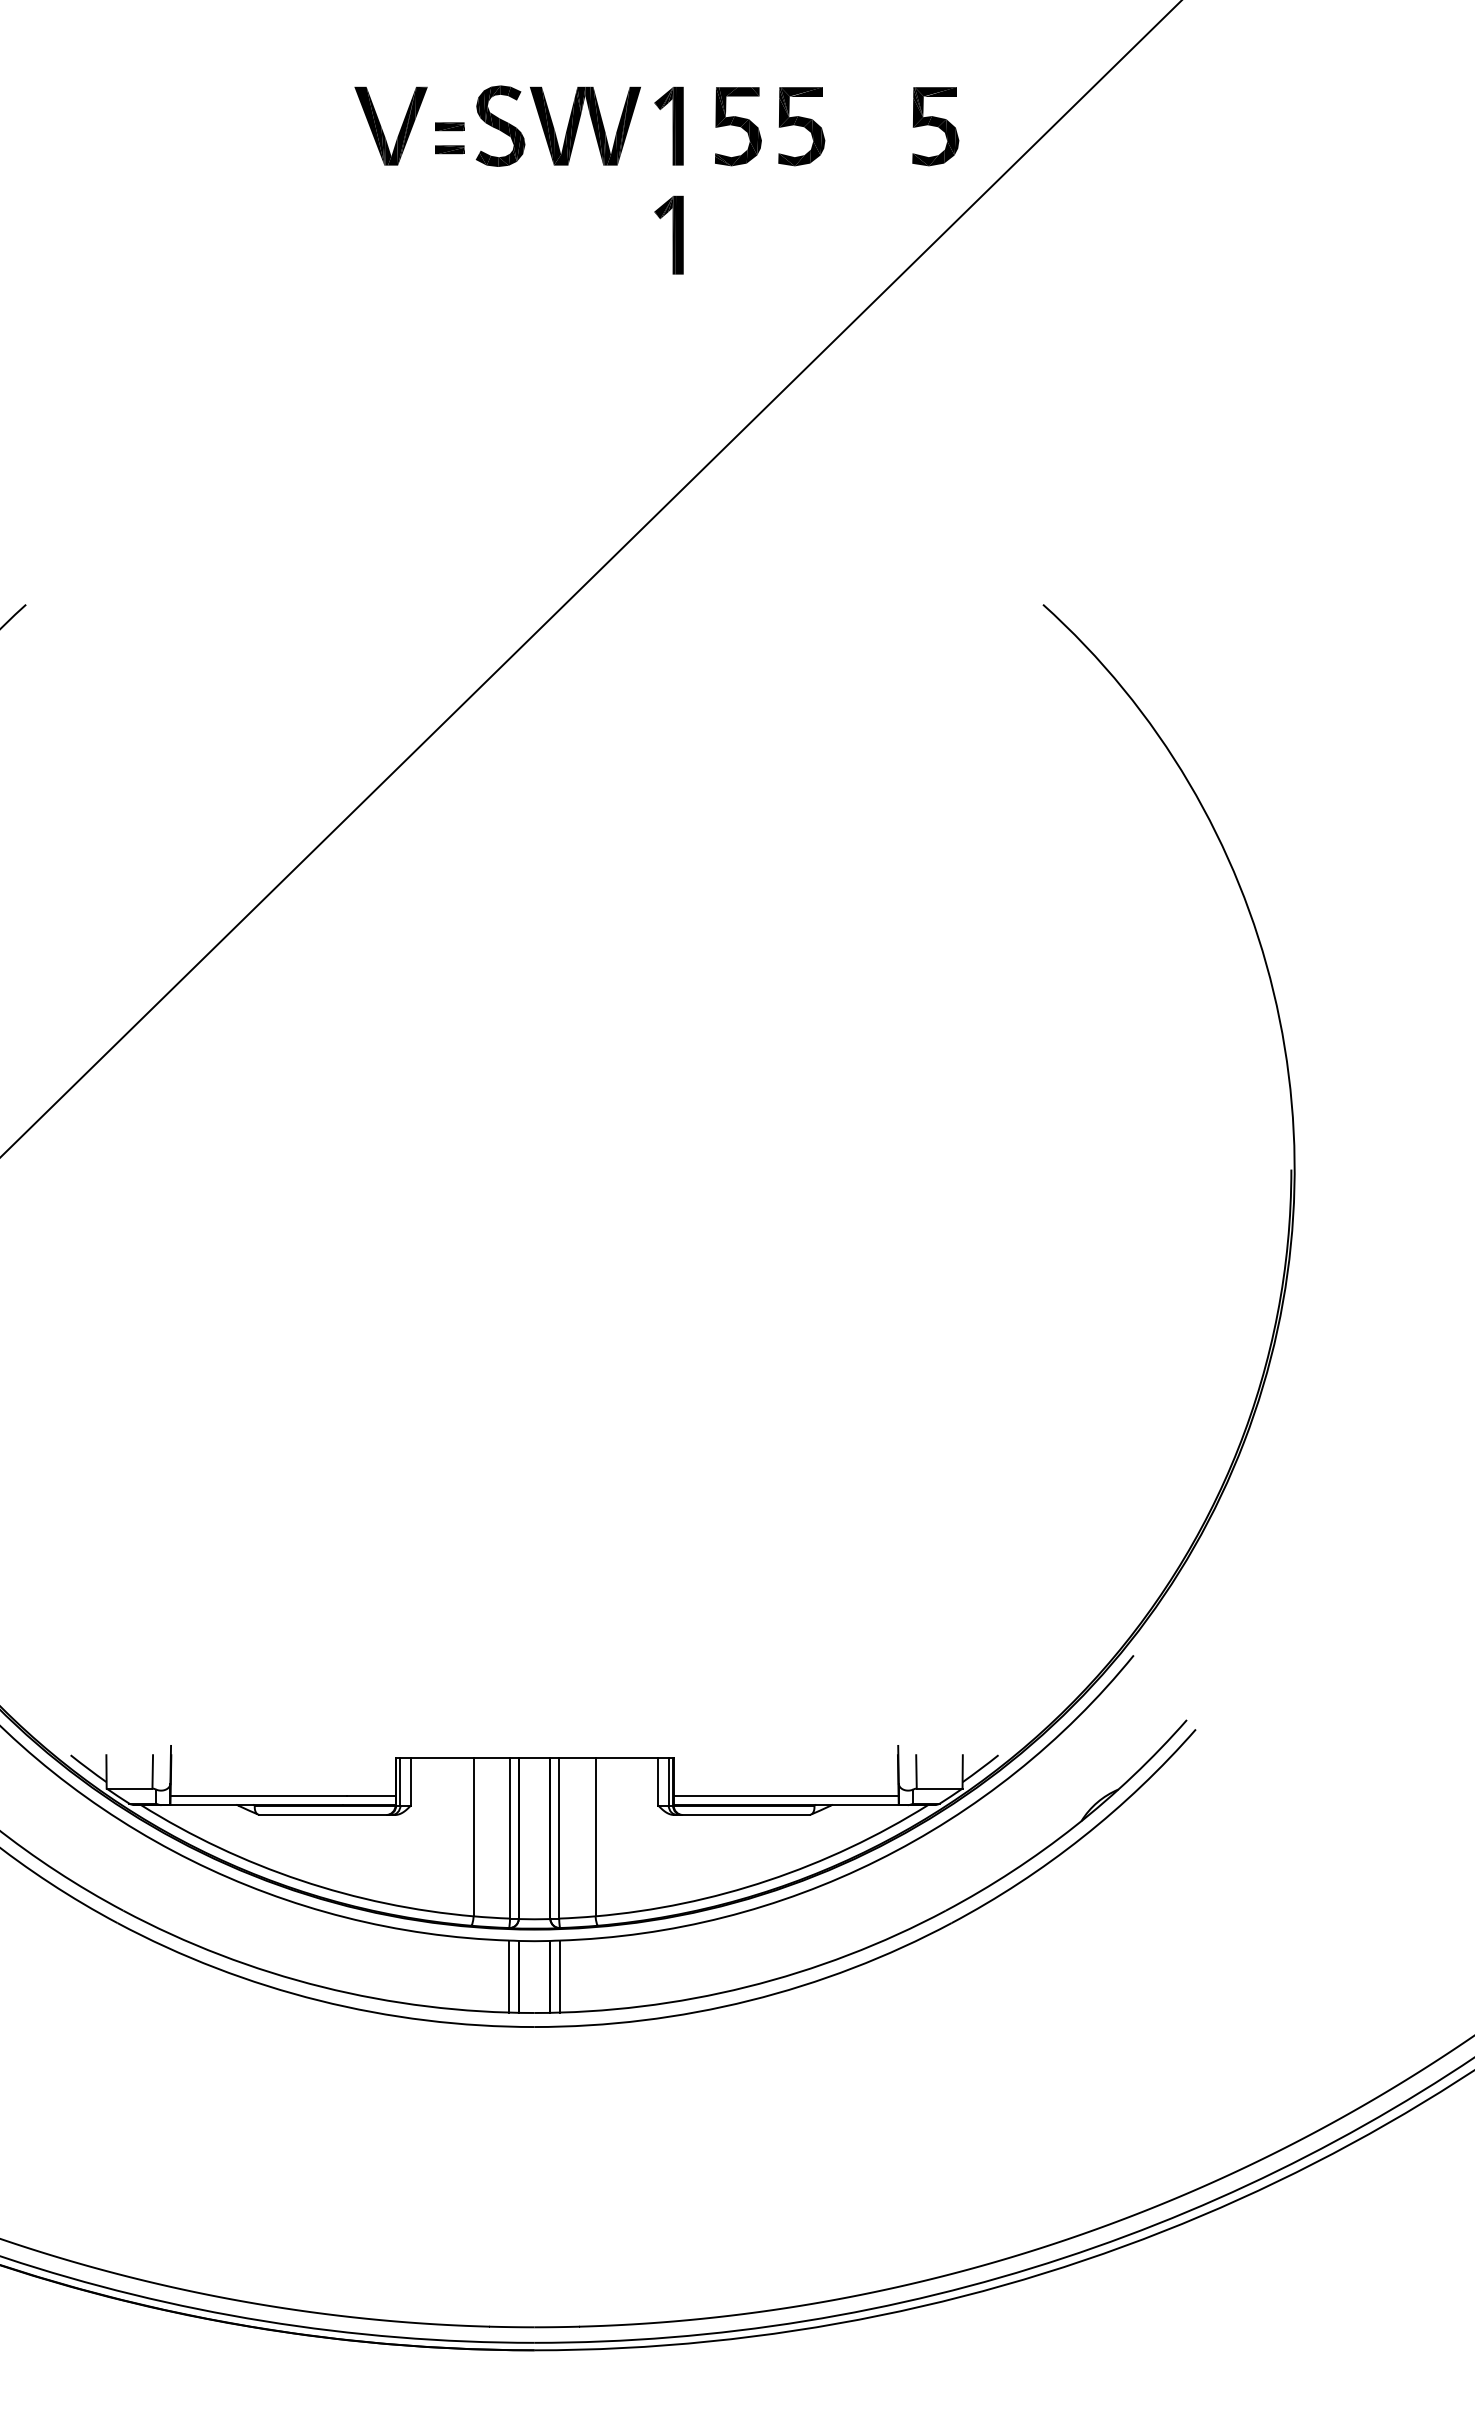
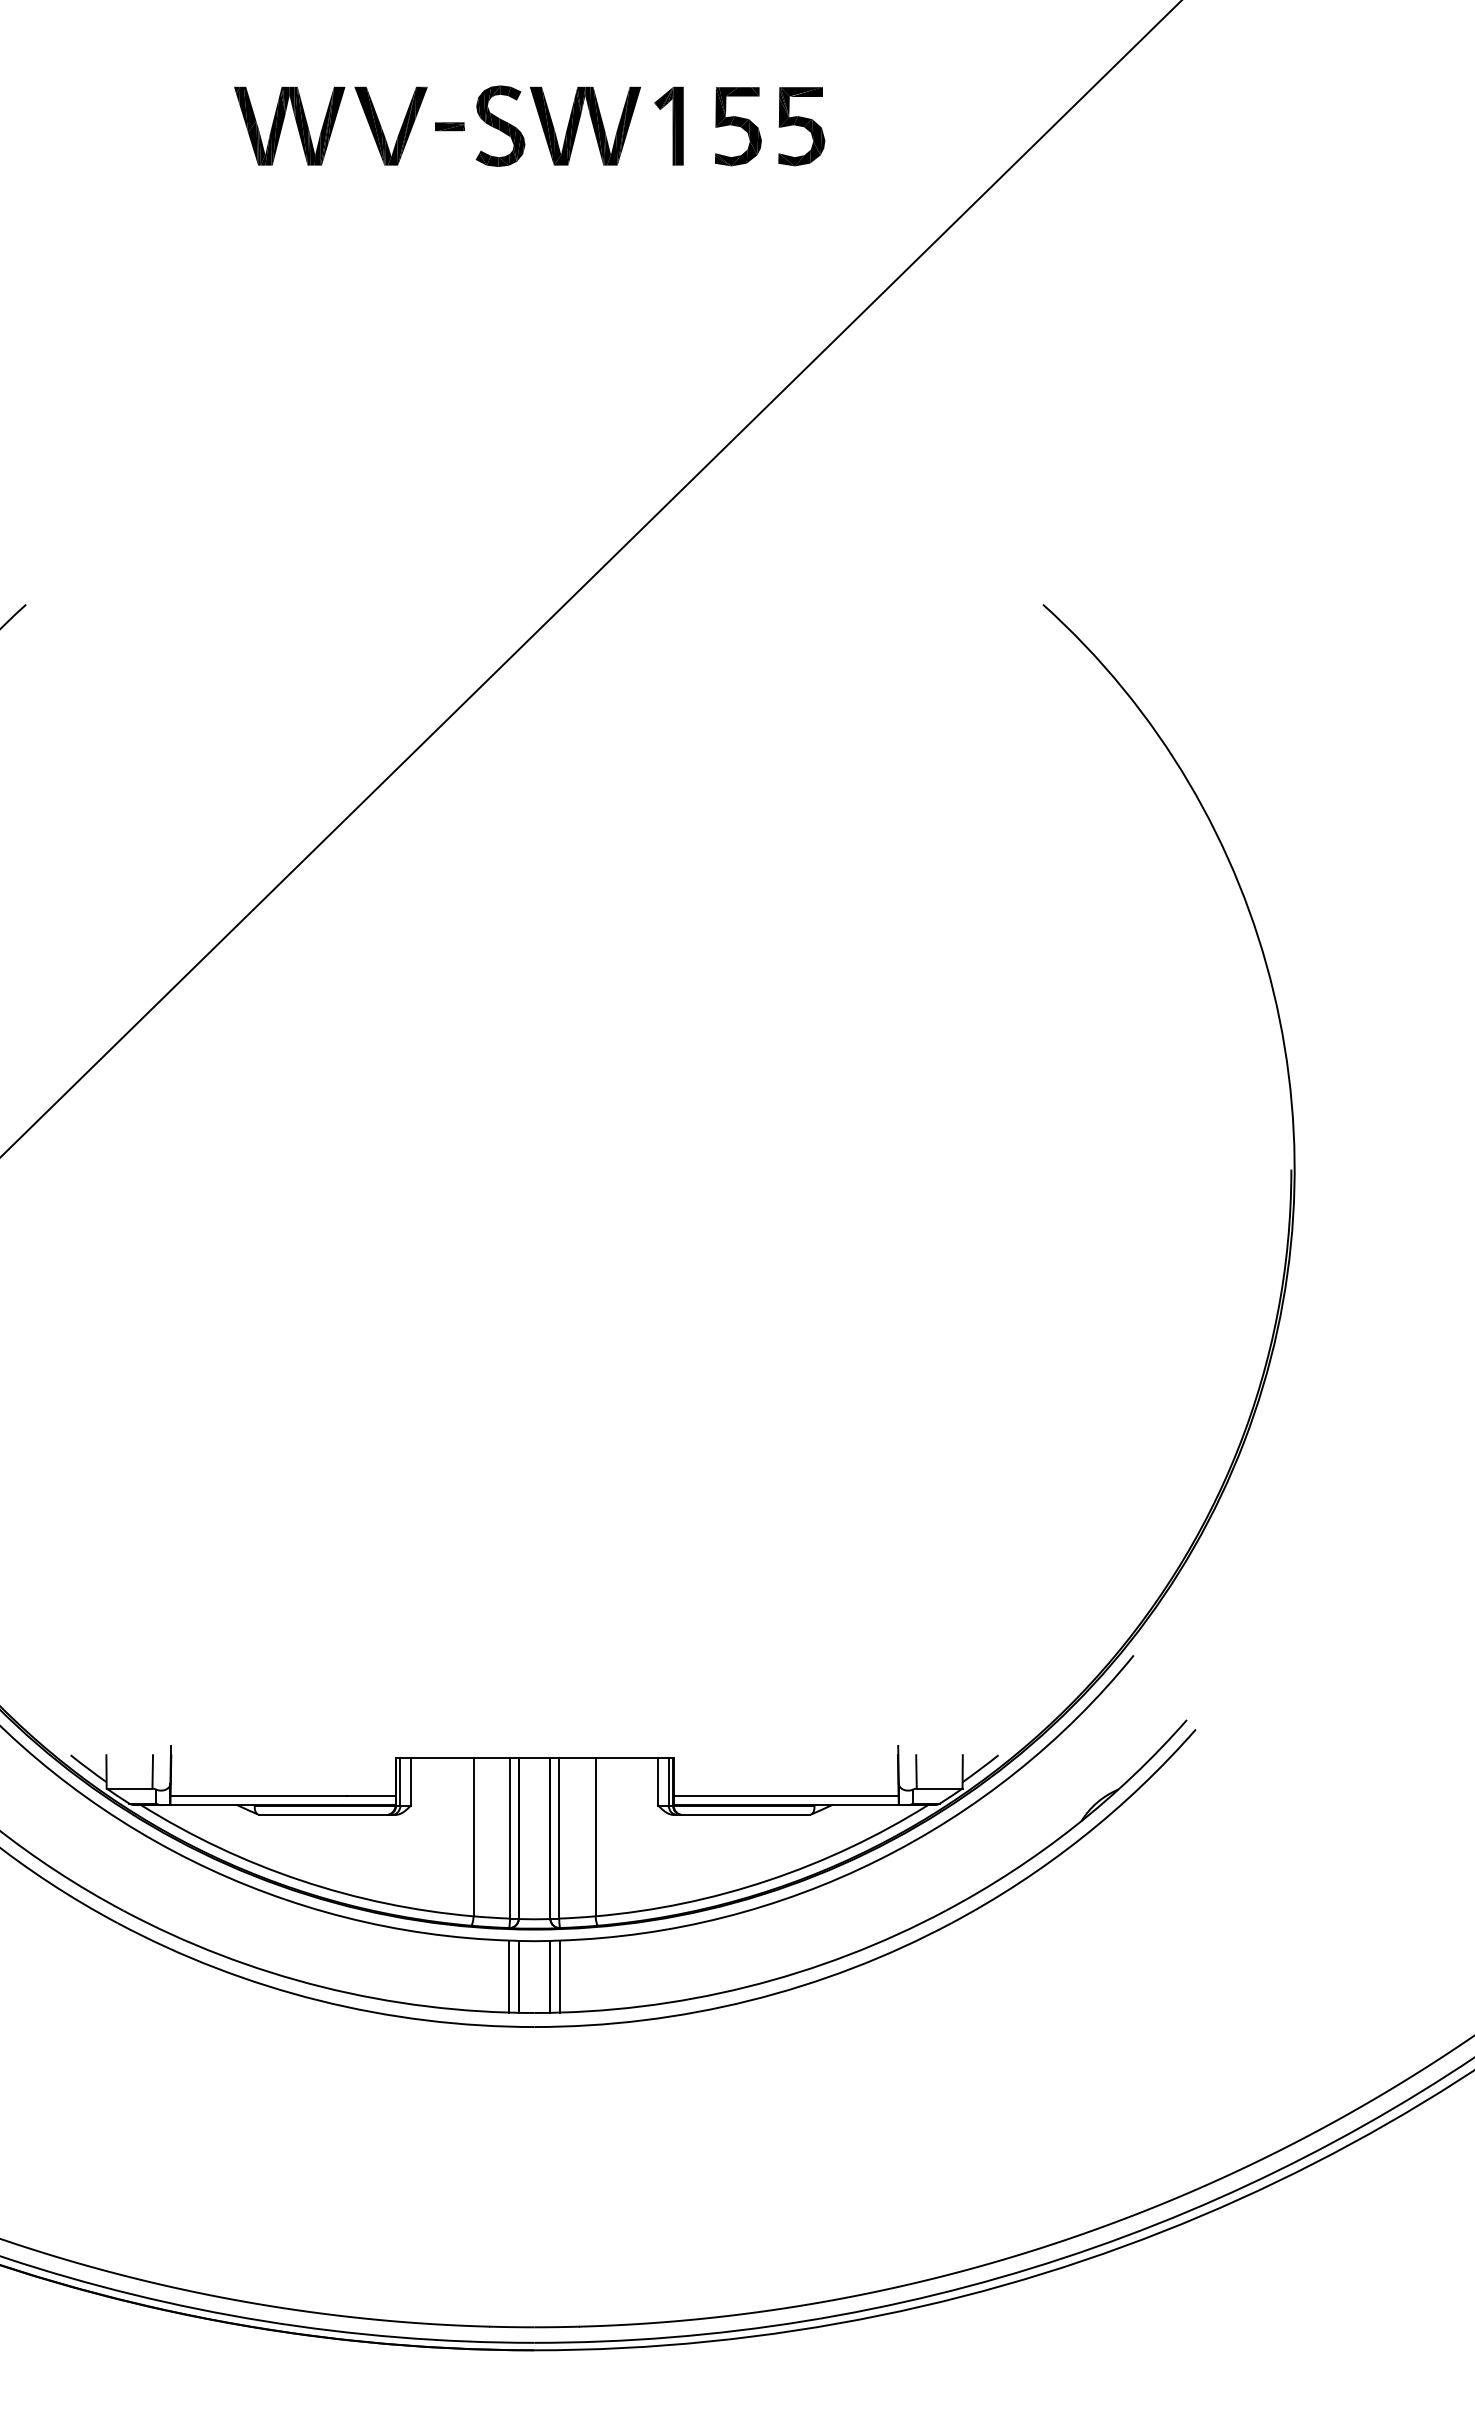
part: none -> present (283, 123)
part: present -> none (935, 126)
part: present -> none (449, 149)
part: present -> none (668, 234)
